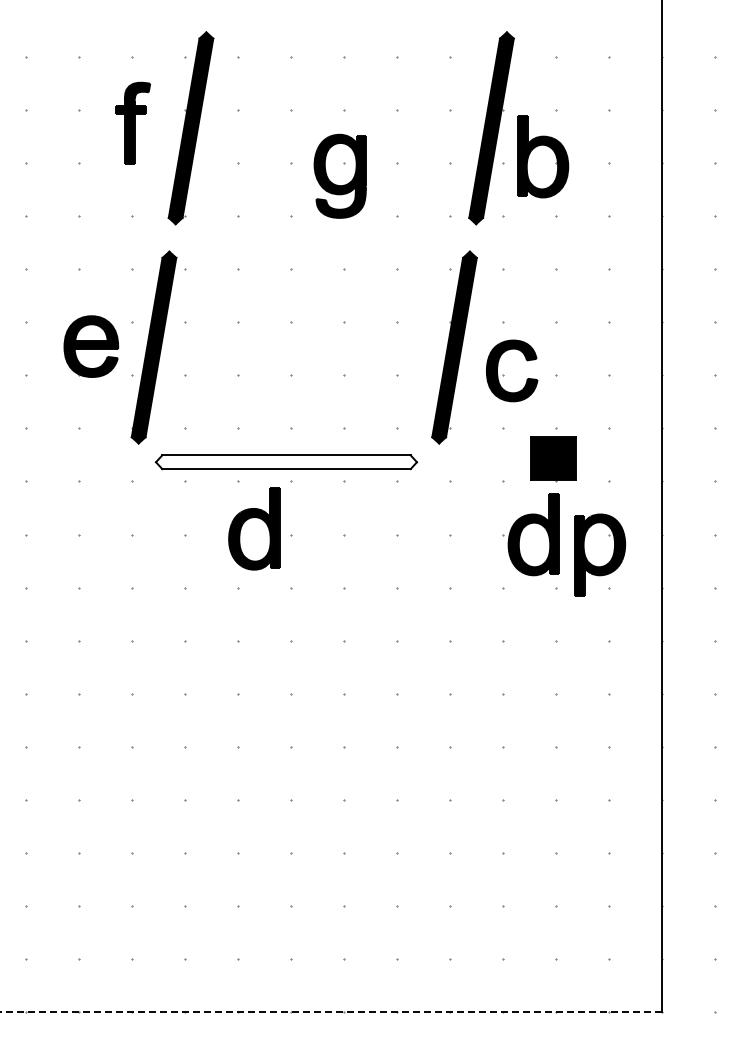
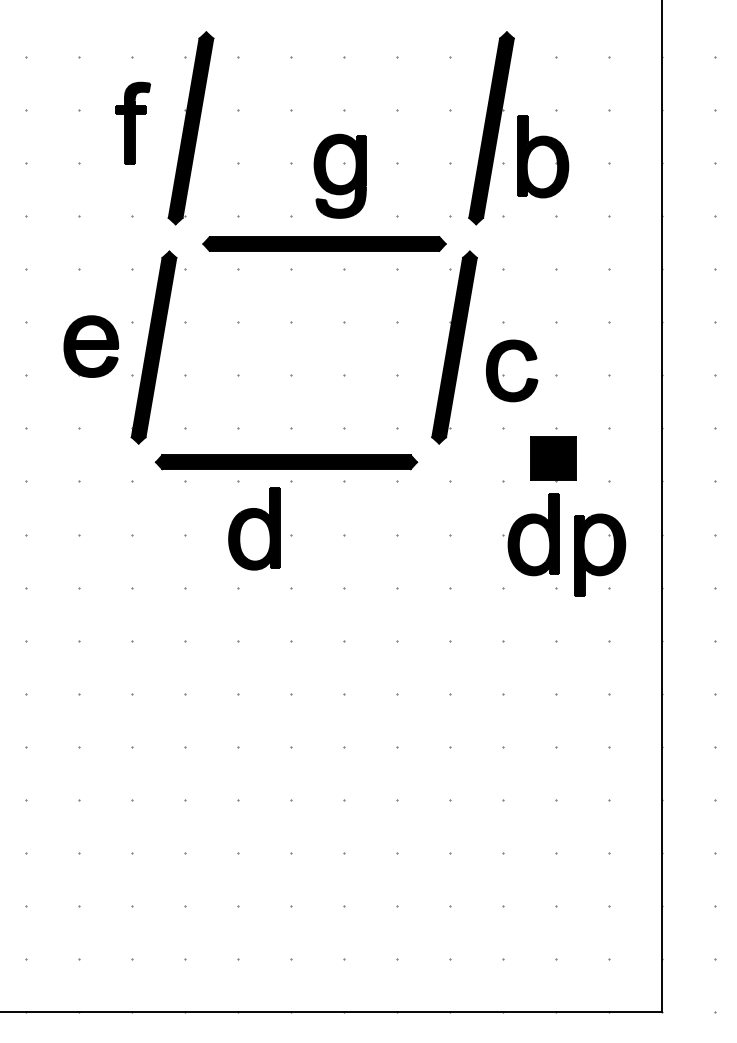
part: none -> present (324, 243)
fill: none -> present (286, 462)
line: dashed -> solid (331, 1011)
